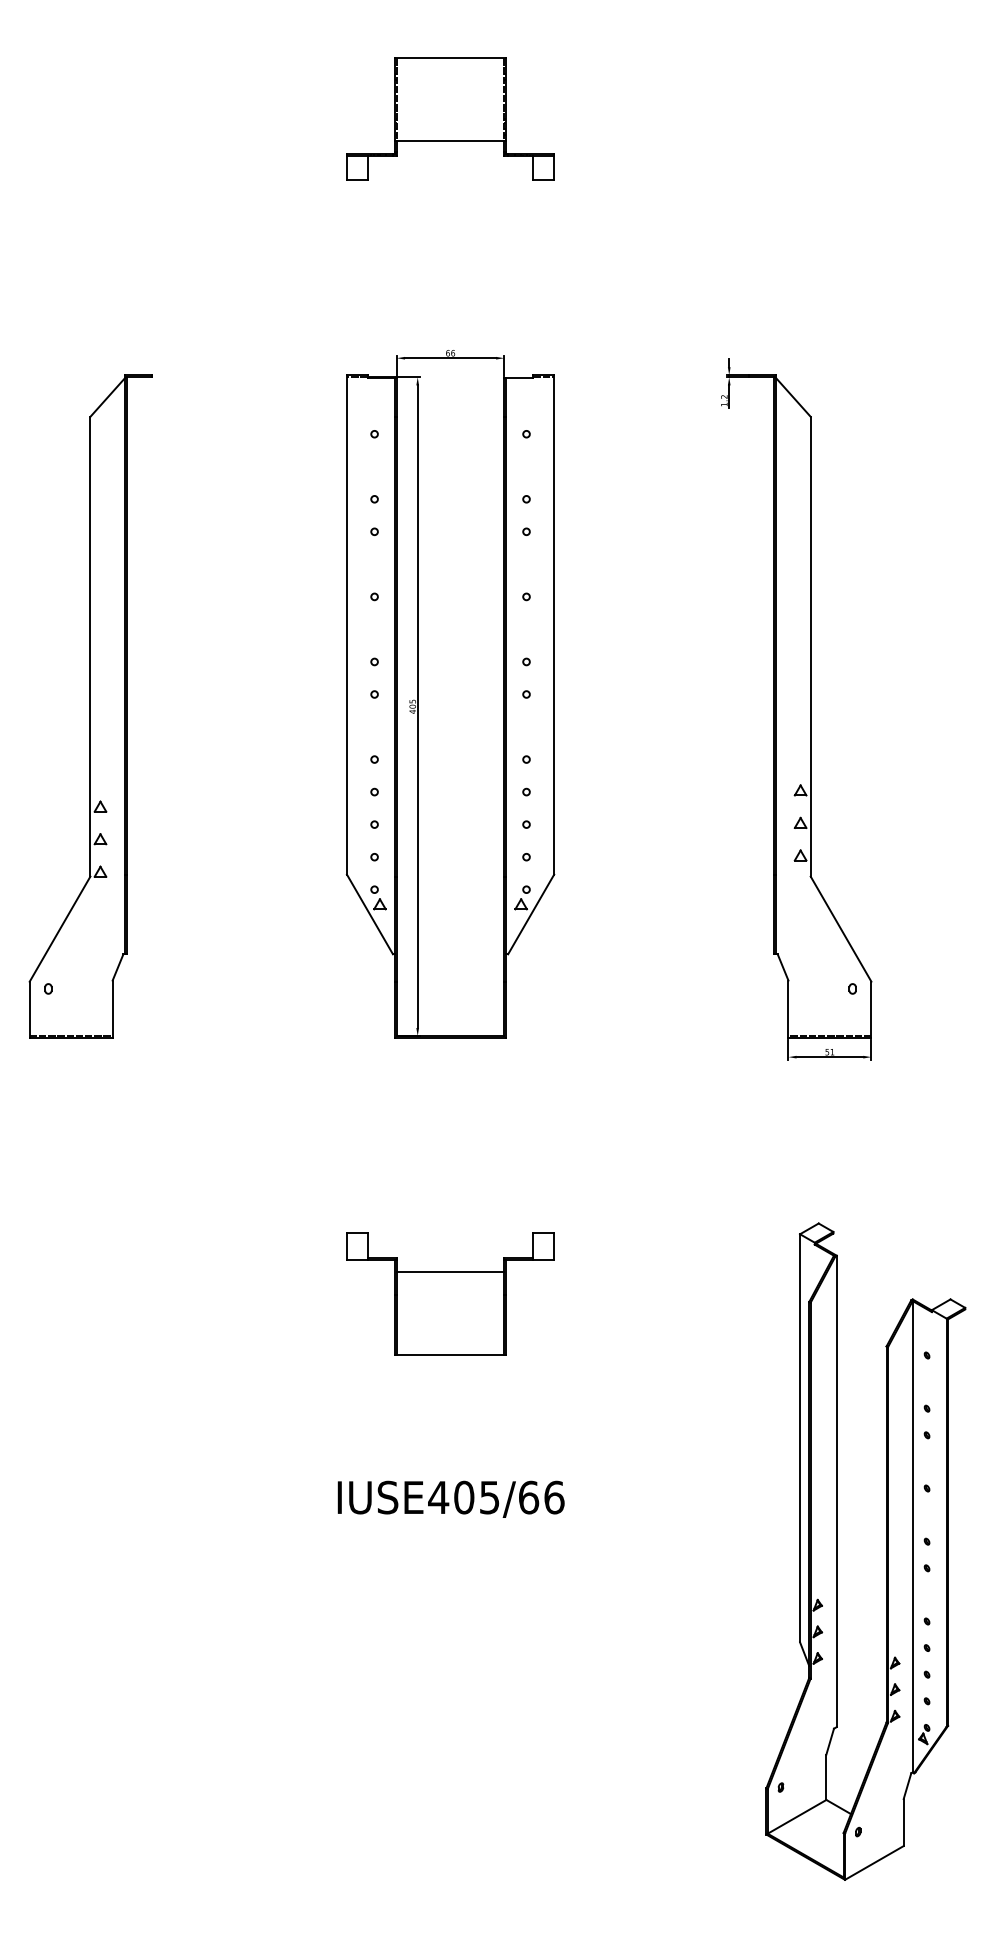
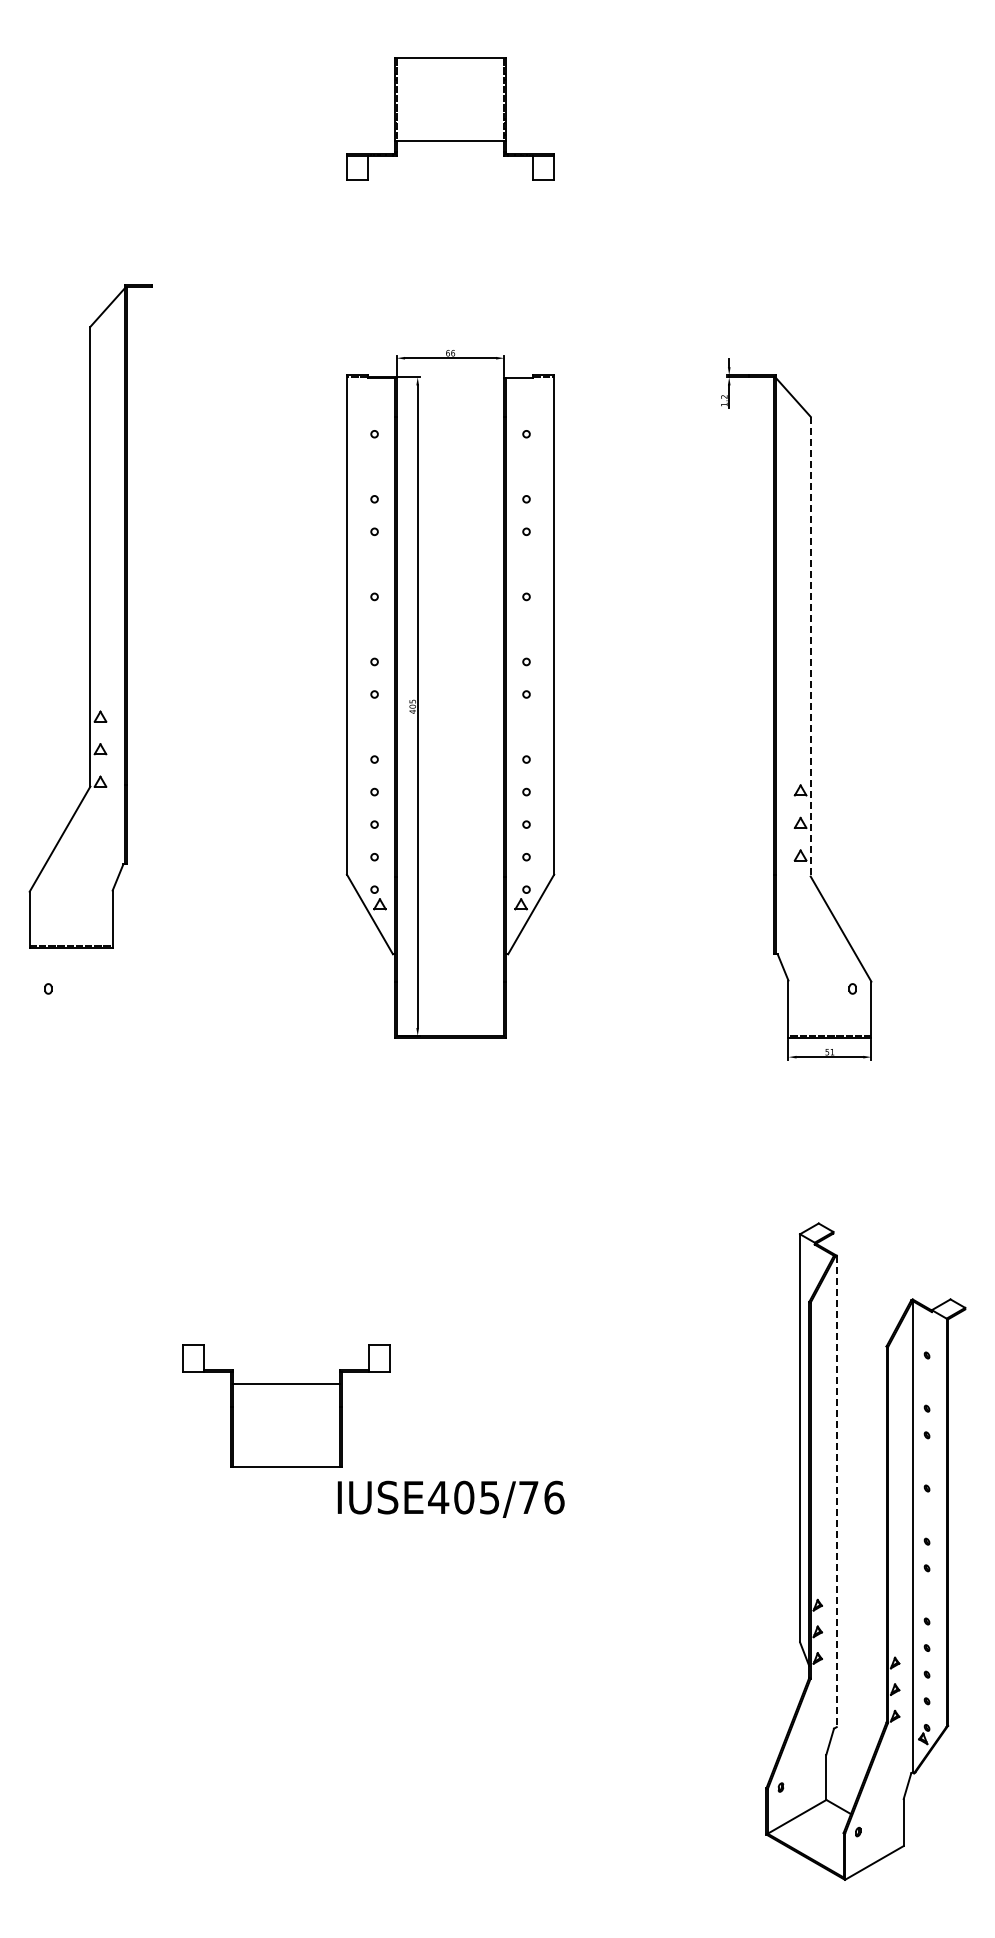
line: solid -> dashed (810, 646)
part position: (90, 706) -> (90, 616) (90, 616)
part position: (450, 1293) -> (286, 1405) (286, 1405)
line: solid -> dashed (836, 1491)
text: IUSE405/66 -> IUSE405/76 (529, 1497)
